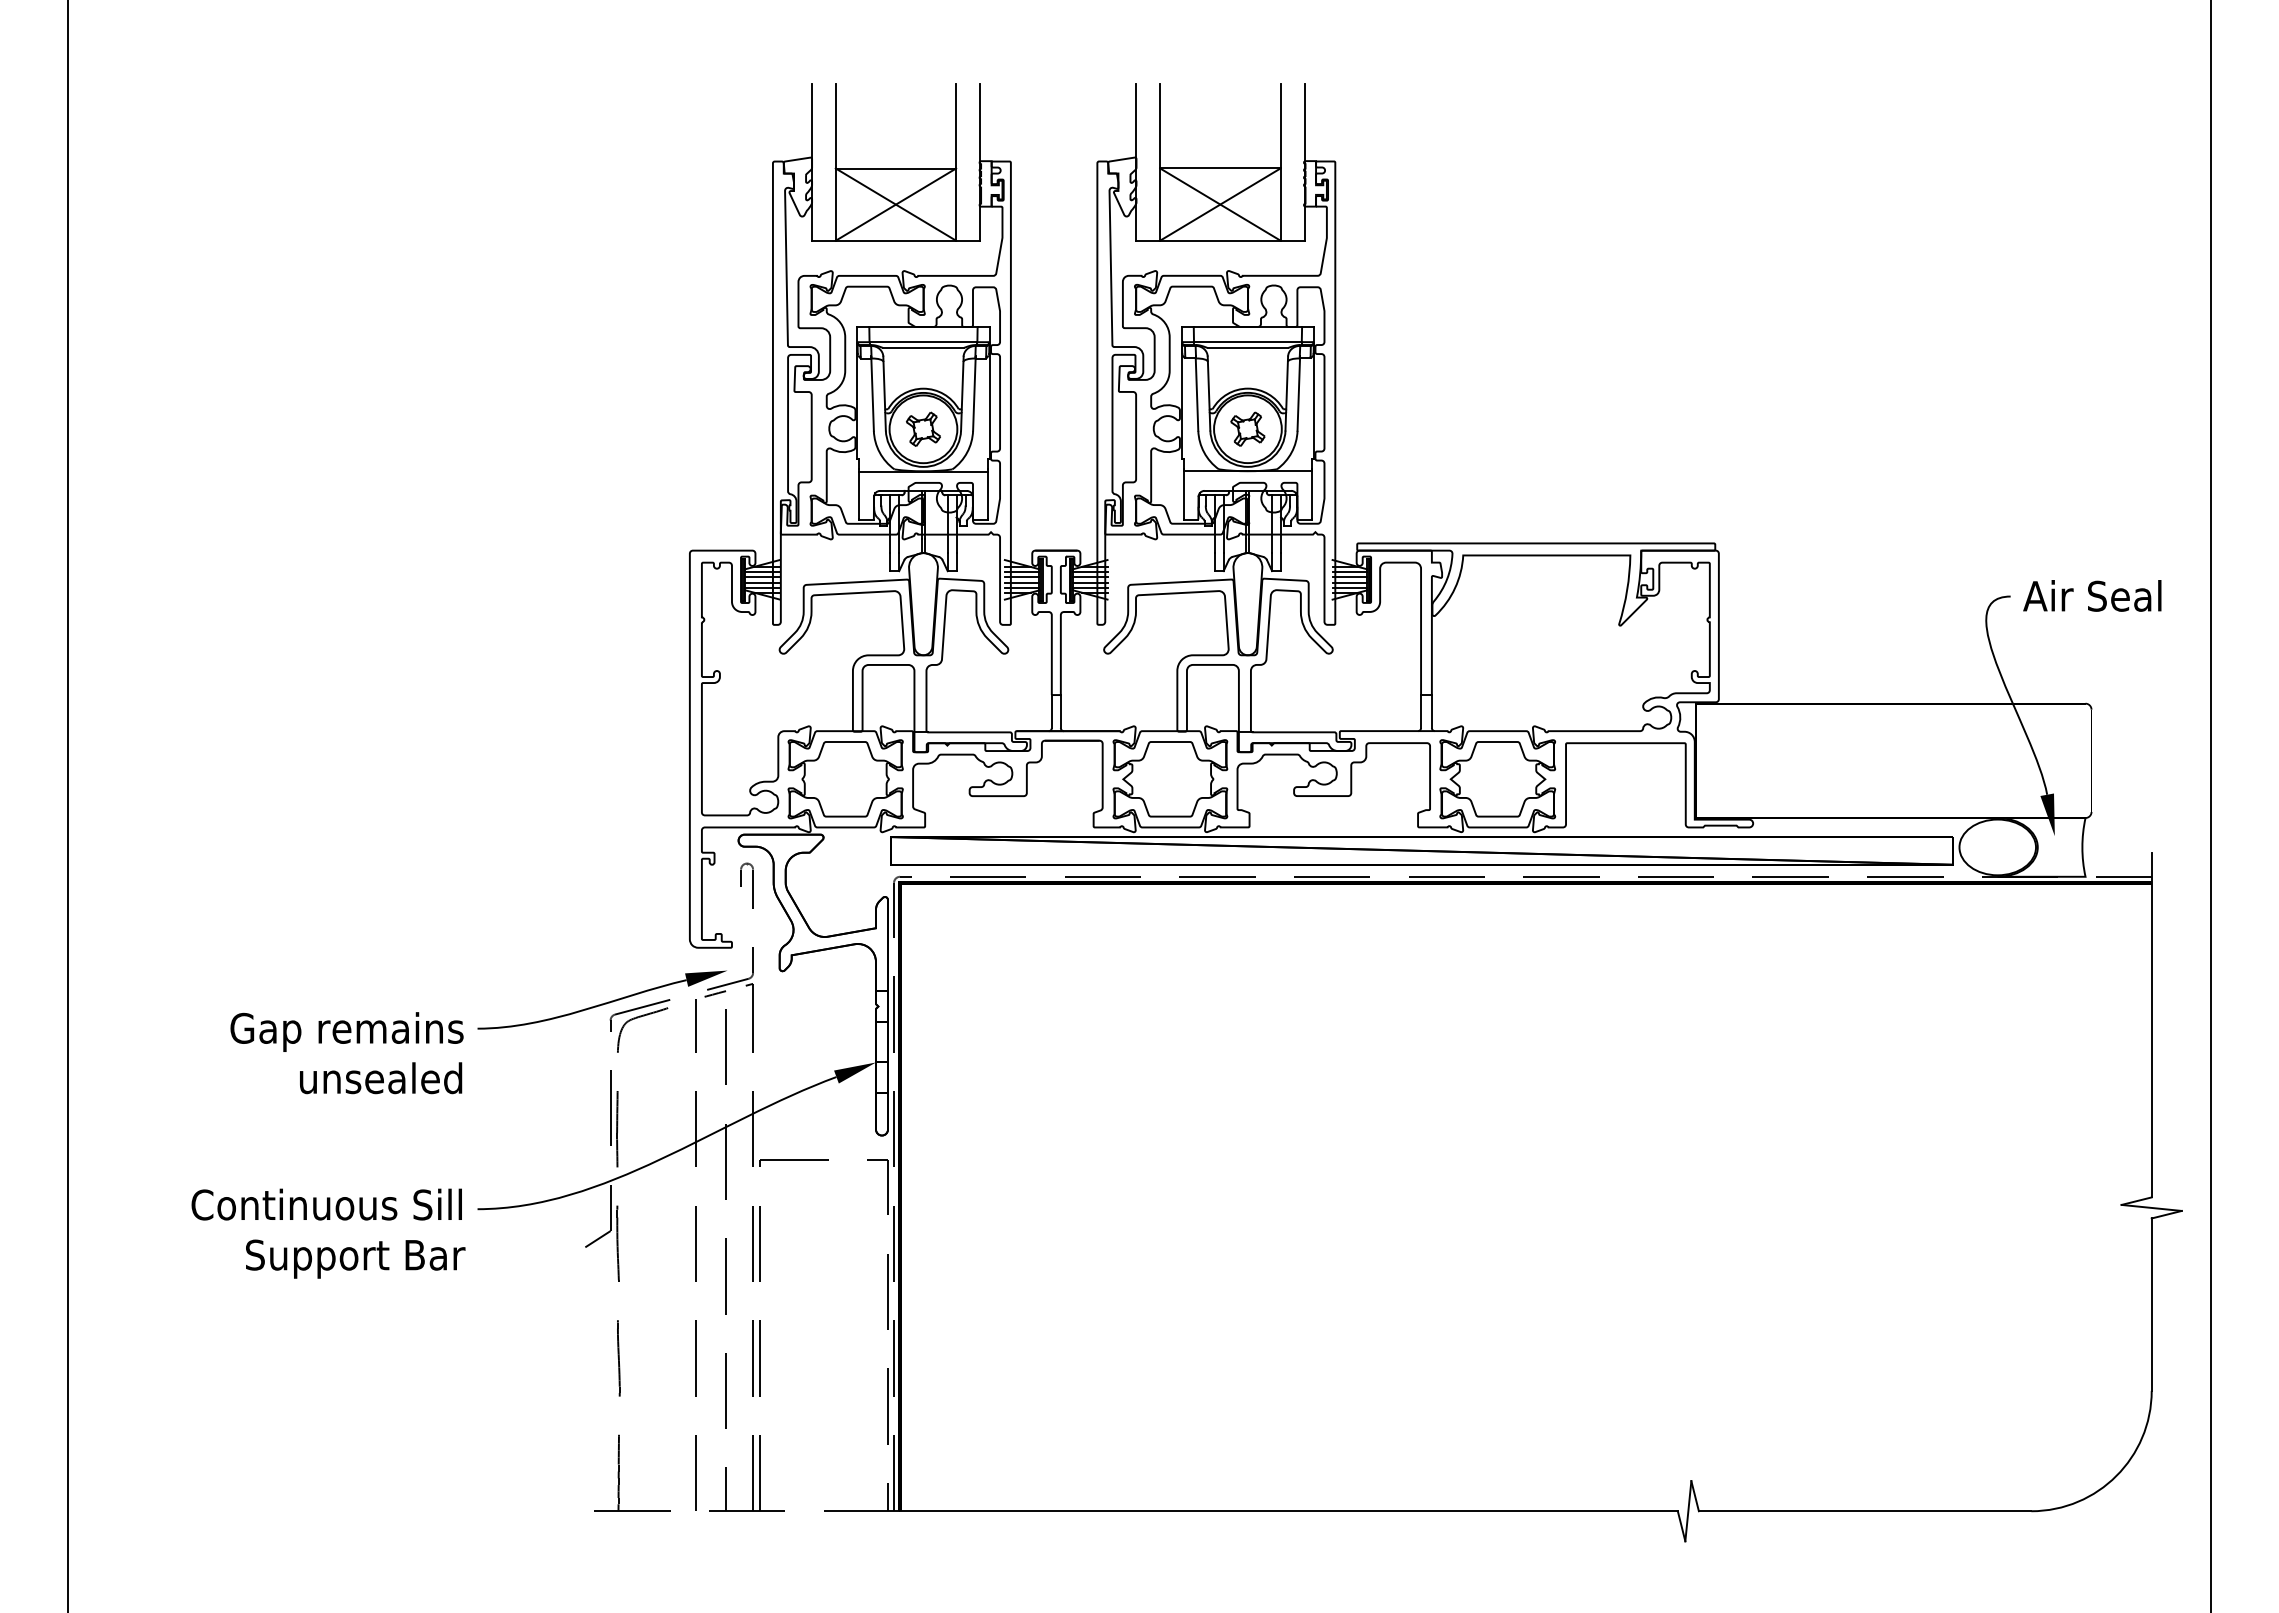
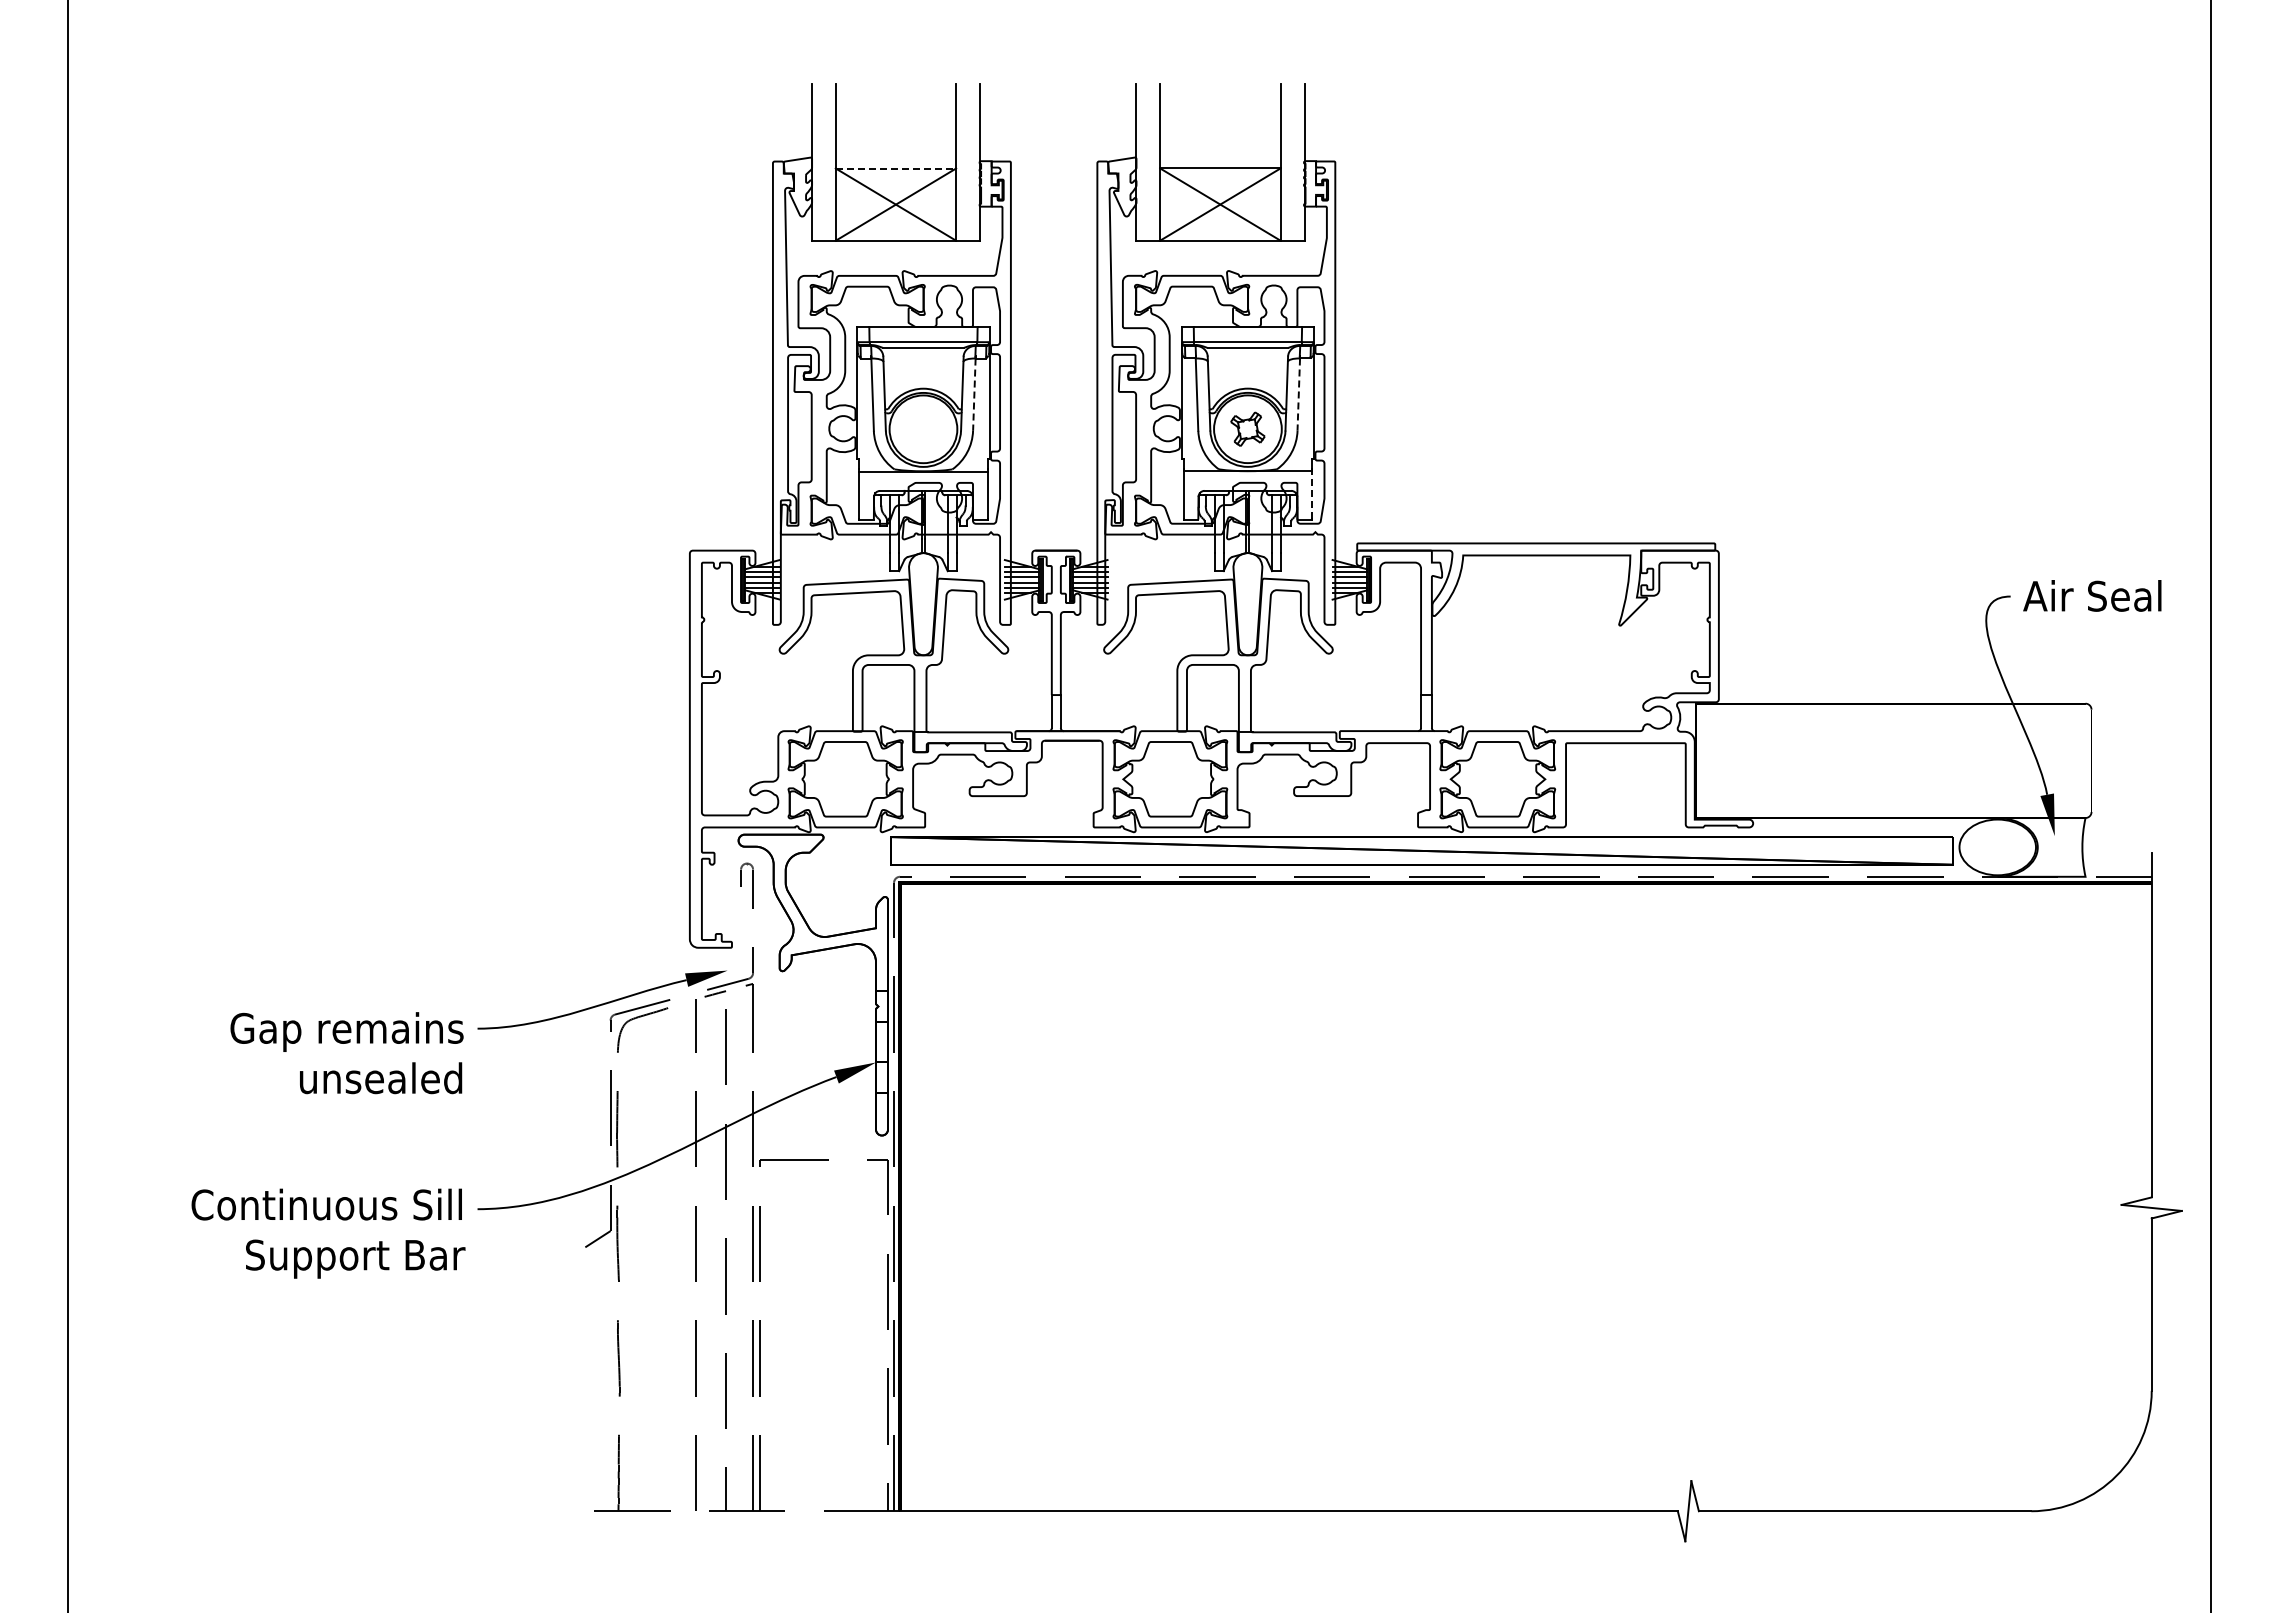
line: solid -> dashed (896, 168)
line: solid -> dashed (974, 395)
line: solid -> dashed (1298, 395)
part: present -> none (923, 428)
line: solid -> dashed (1312, 495)
